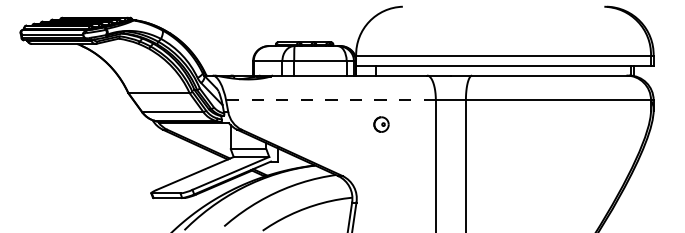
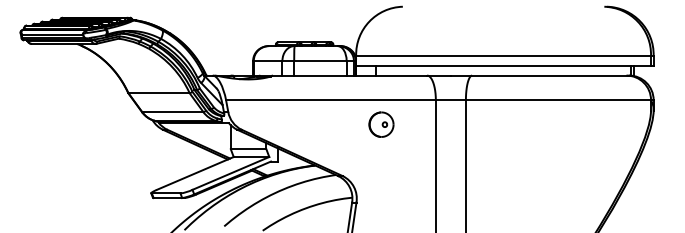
line: dashed -> solid (330, 100)
part size: 17x17 px -> 27x27 px (381, 124)
